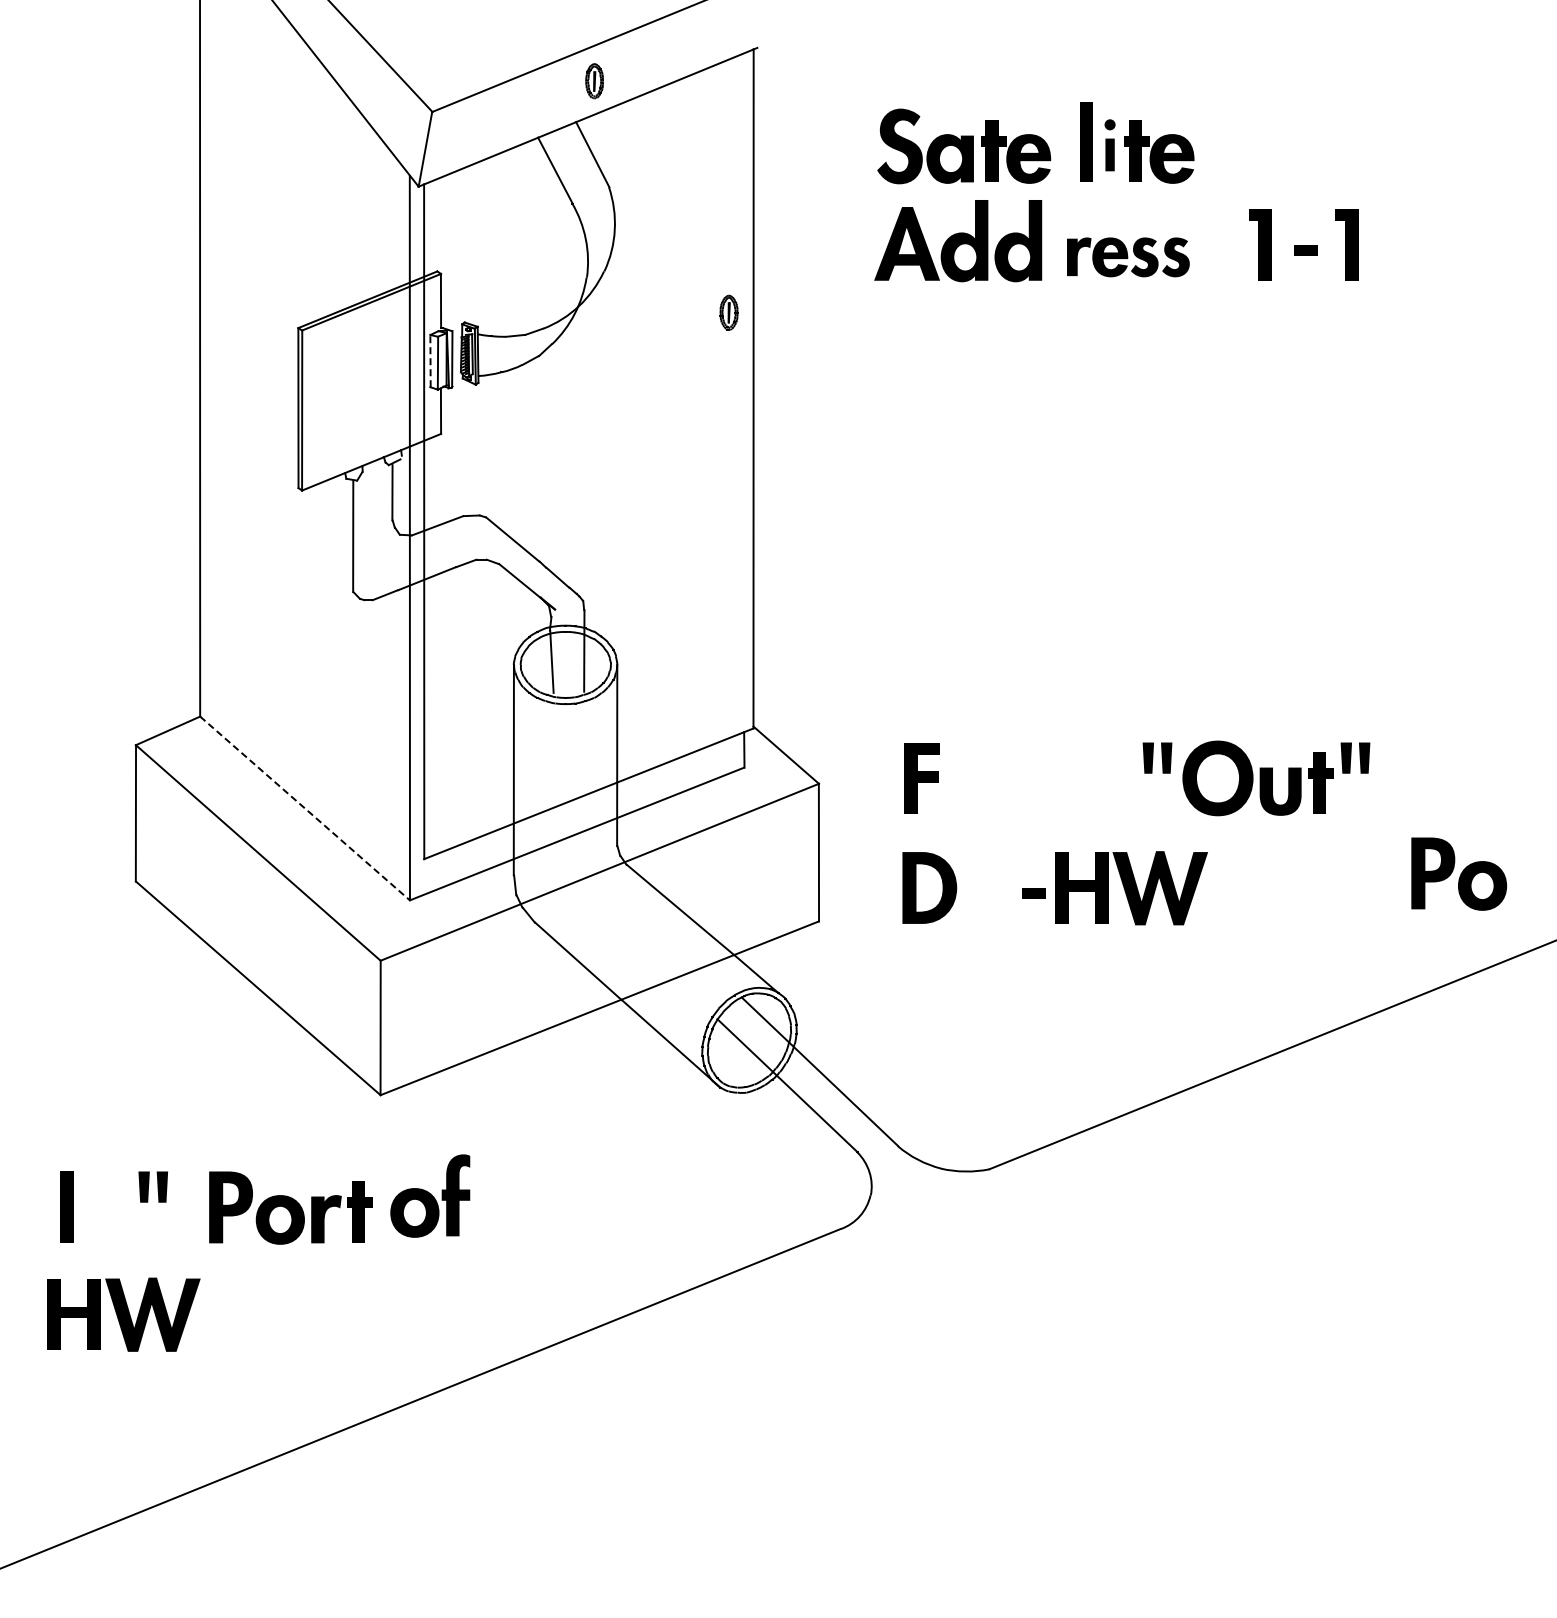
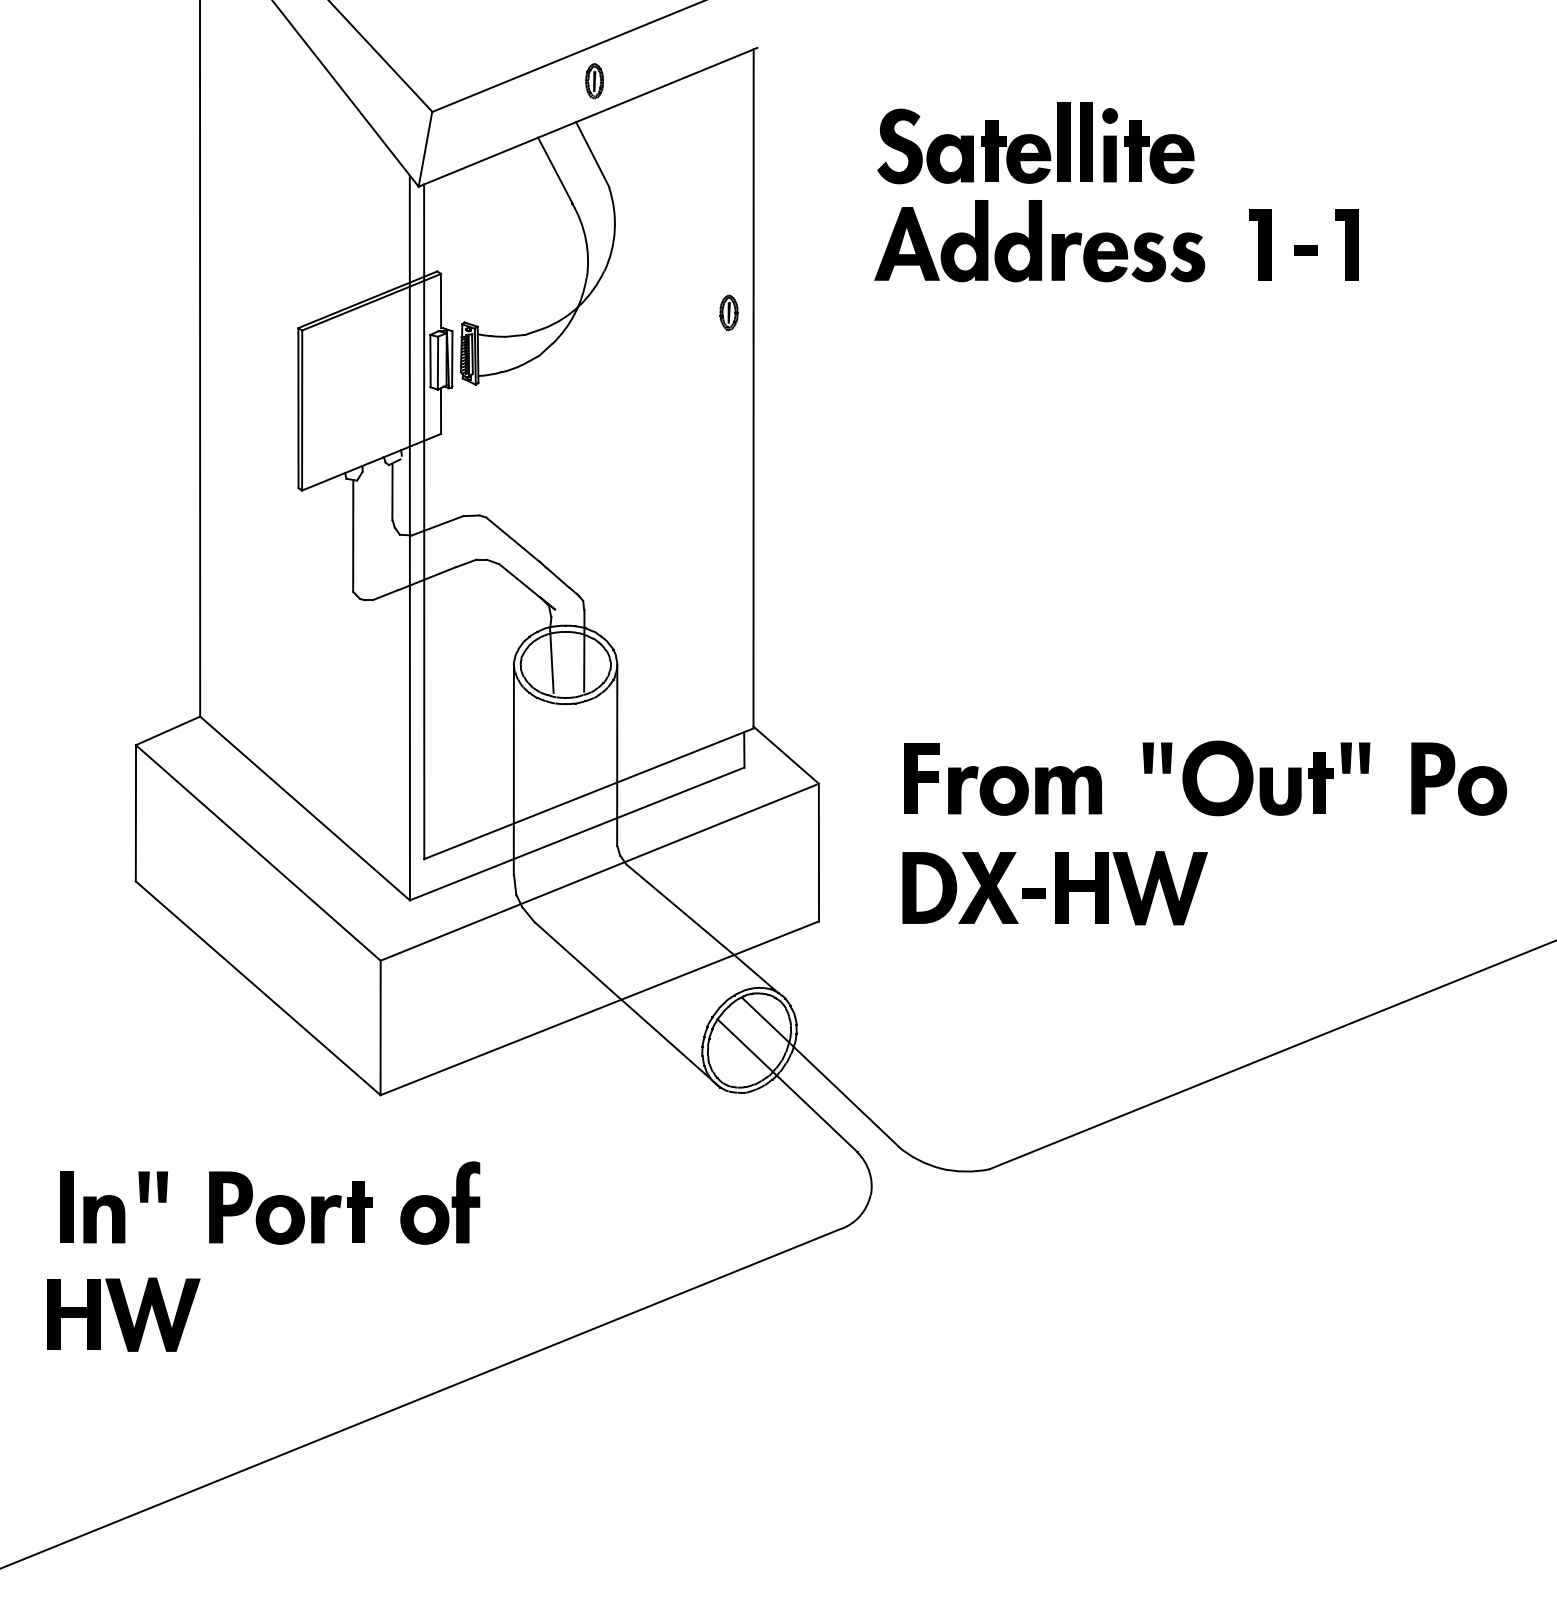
fill: none -> present (1063, 141)
part size: 12x53 px -> 16x75 px (1109, 145)
part size: 123x41 px -> 155x51 px (1128, 257)
line: dashed -> solid (430, 360)
part: none -> present (1024, 790)
line: dashed -> solid (305, 808)
part position: (1459, 873) -> (1459, 778) (1459, 778)
part: none -> present (988, 887)
part position: (430, 1195) -> (440, 1202) (440, 1202)
fill: none -> present (104, 1219)
